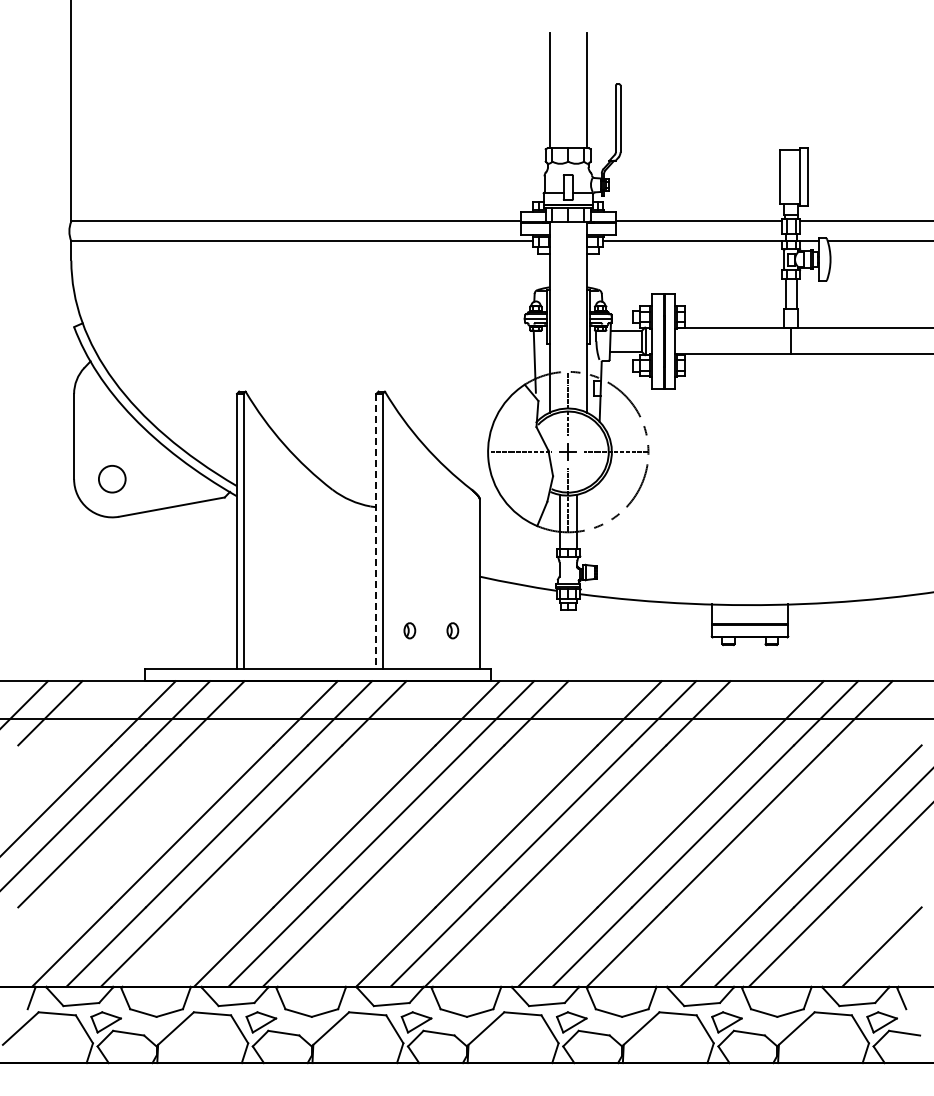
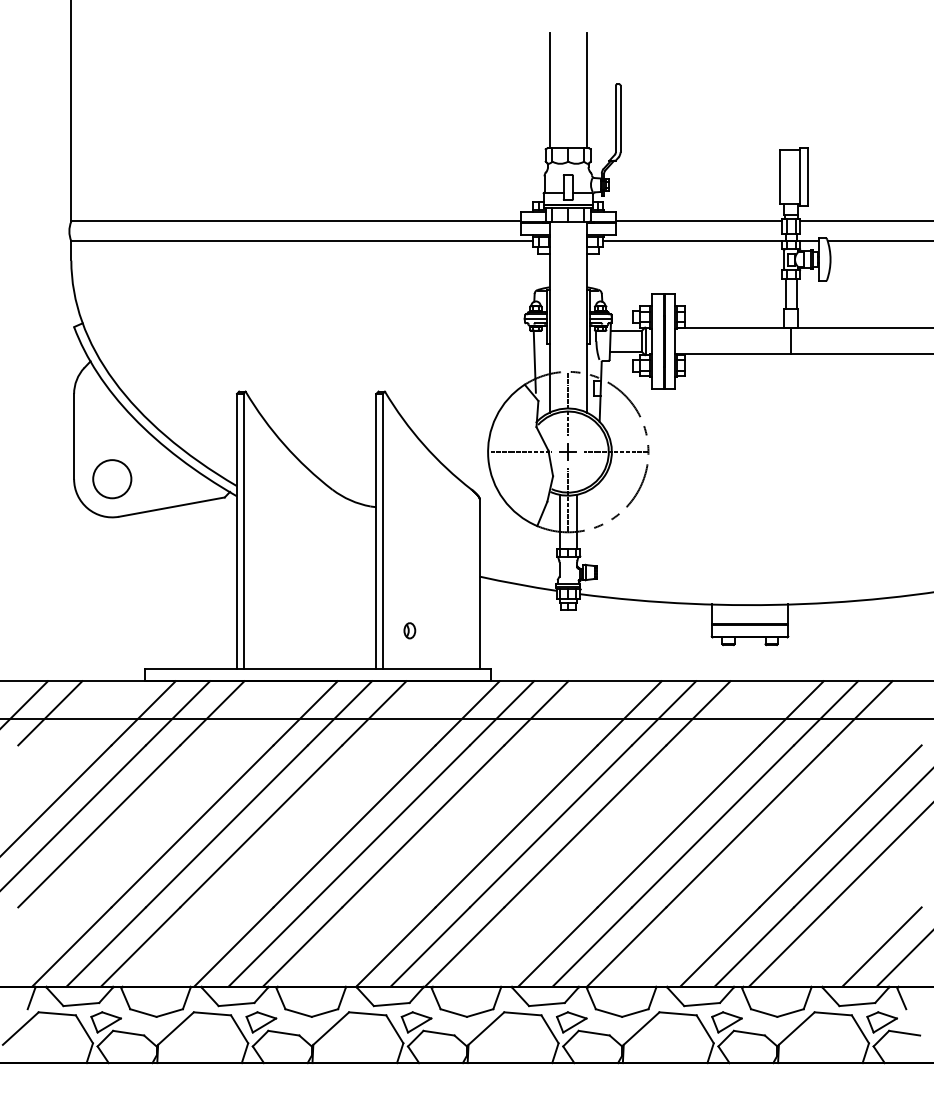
circle diameter: 27 px -> 38 px (112, 479)
line: dashed -> solid (376, 531)
part: present -> none (452, 630)
line: none -> present (903, 959)
